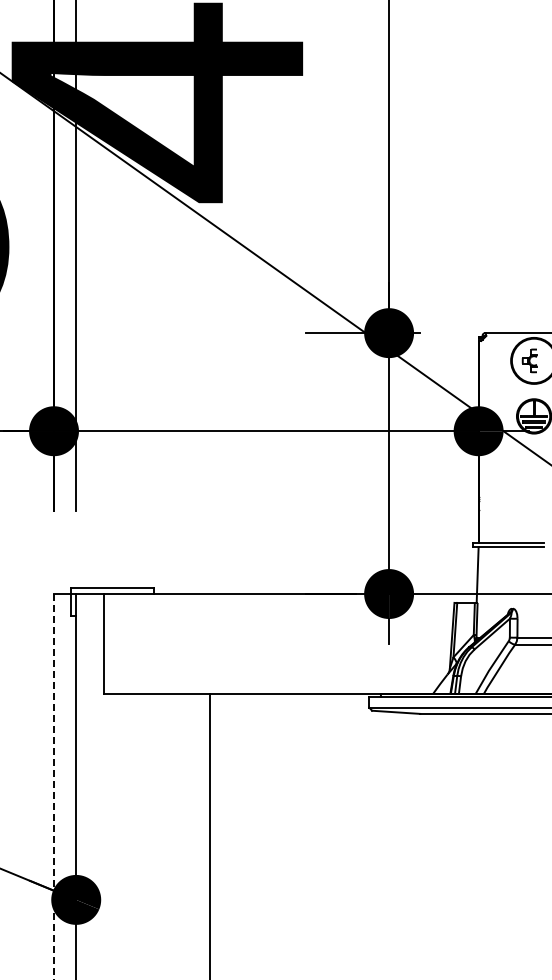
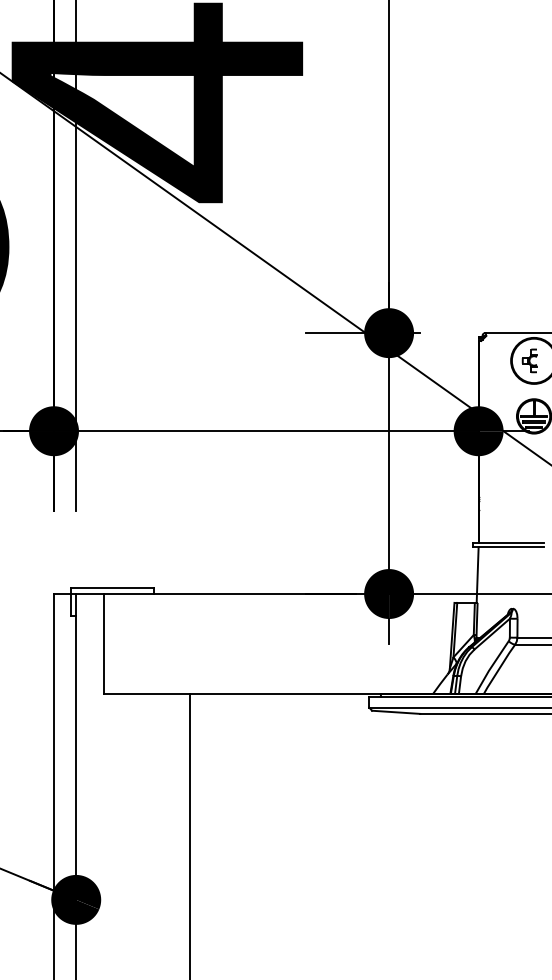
line: dashed -> solid (54, 786)
line position: (210, 834) -> (190, 834) (190, 834)
